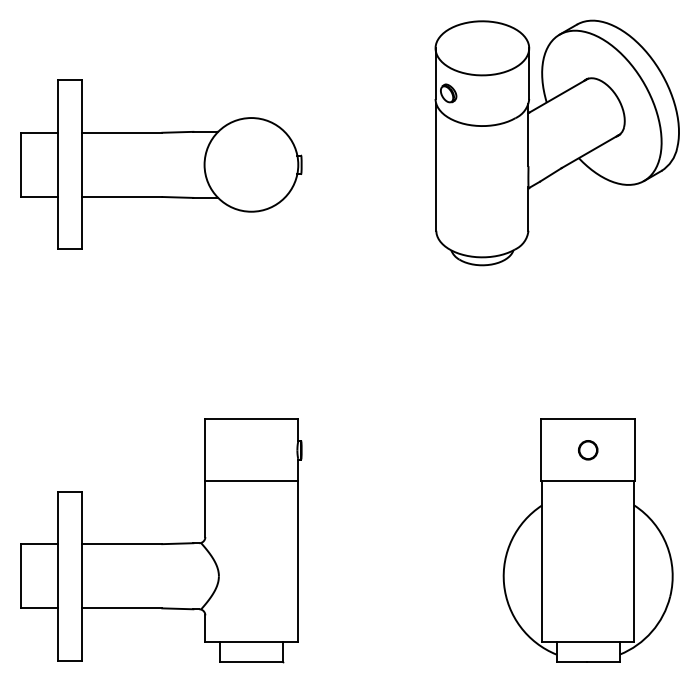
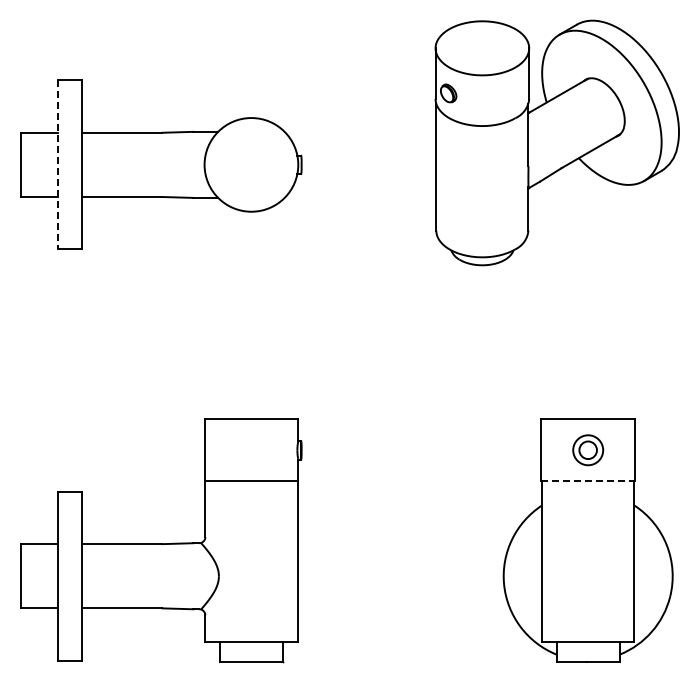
line: solid -> dashed (57, 165)
circle diameter: 19 px -> 30 px (588, 450)
line: solid -> dashed (588, 481)
